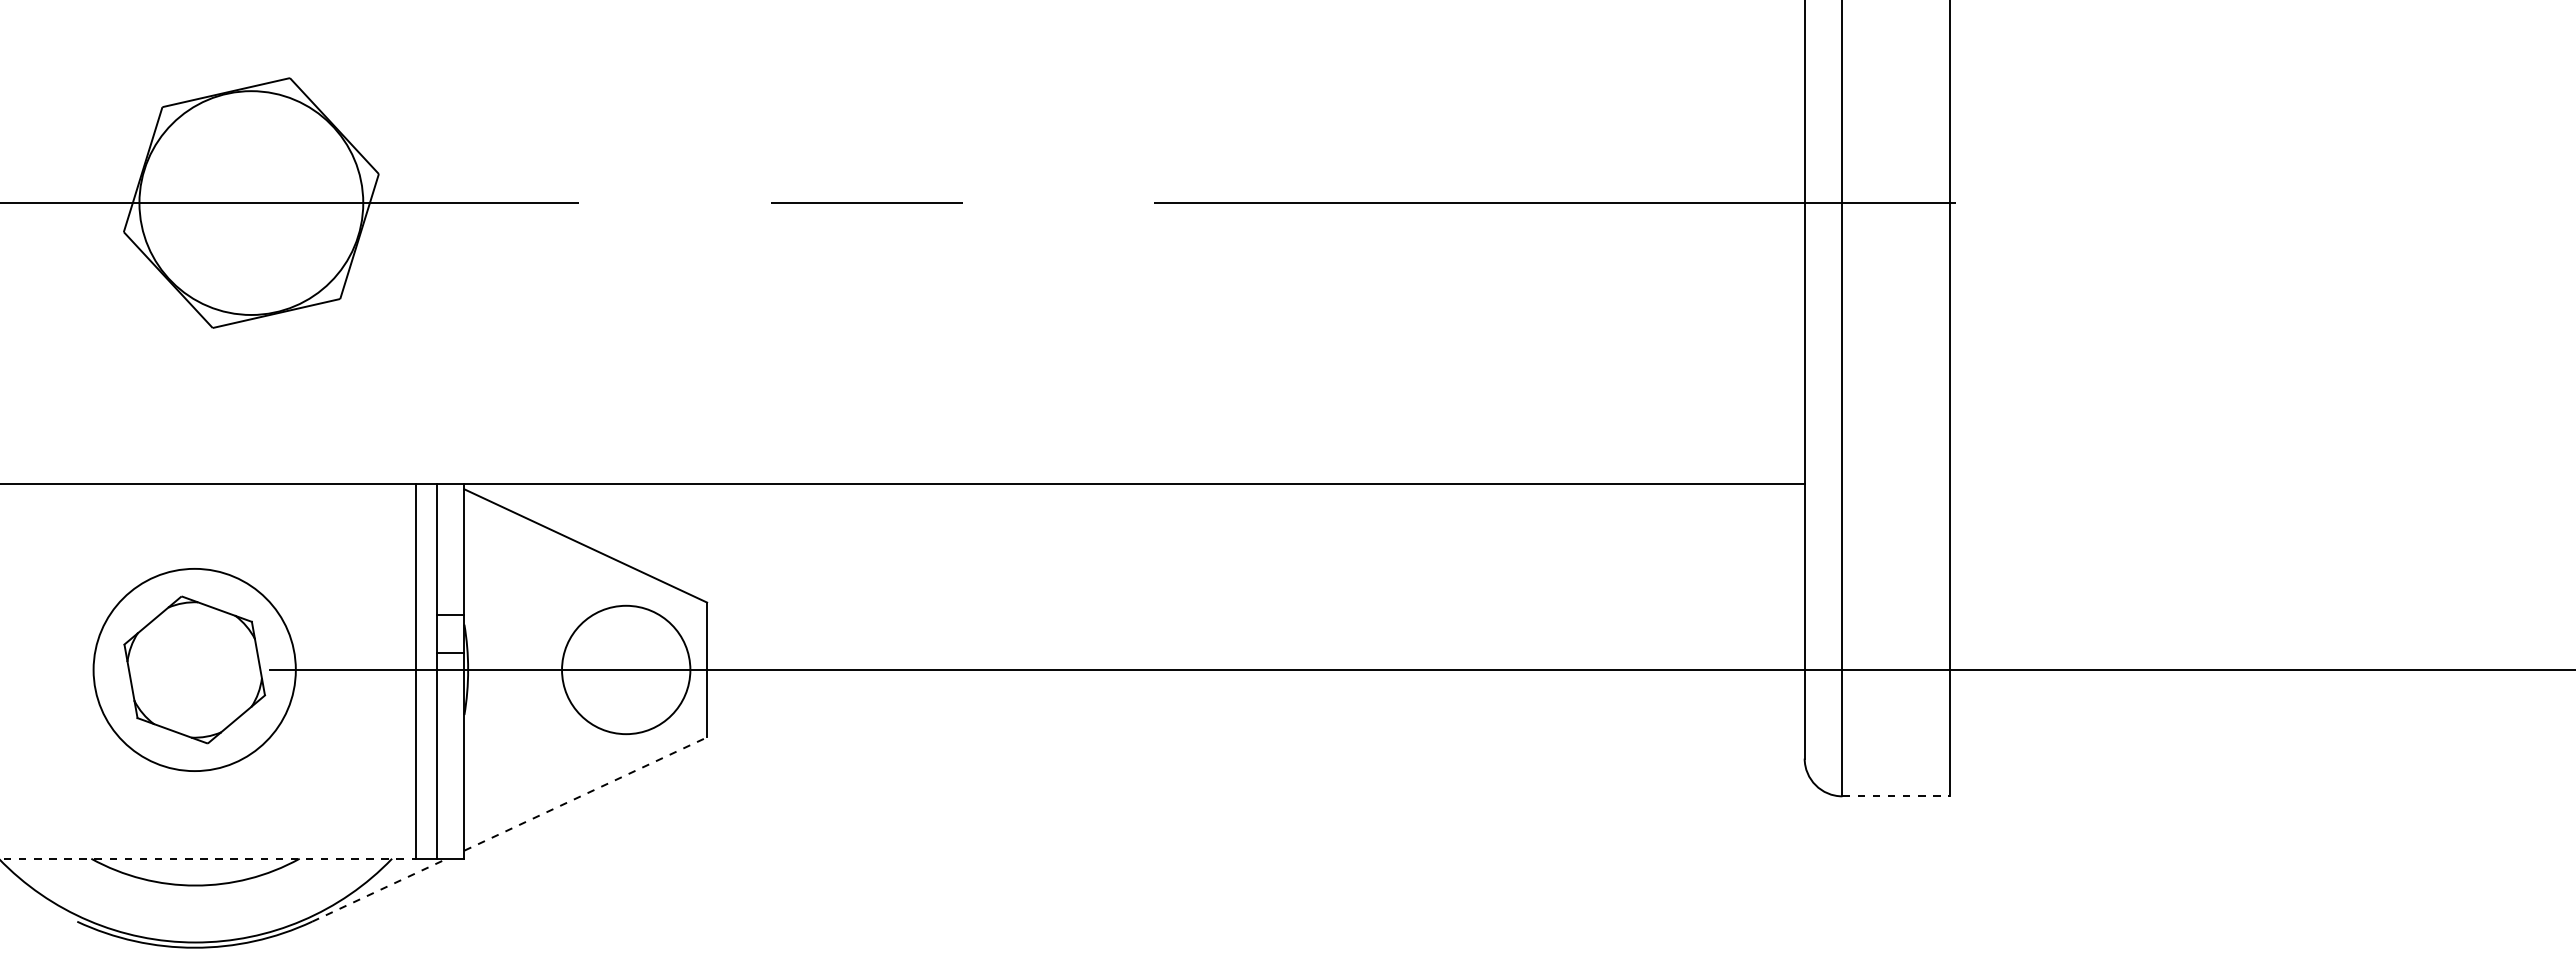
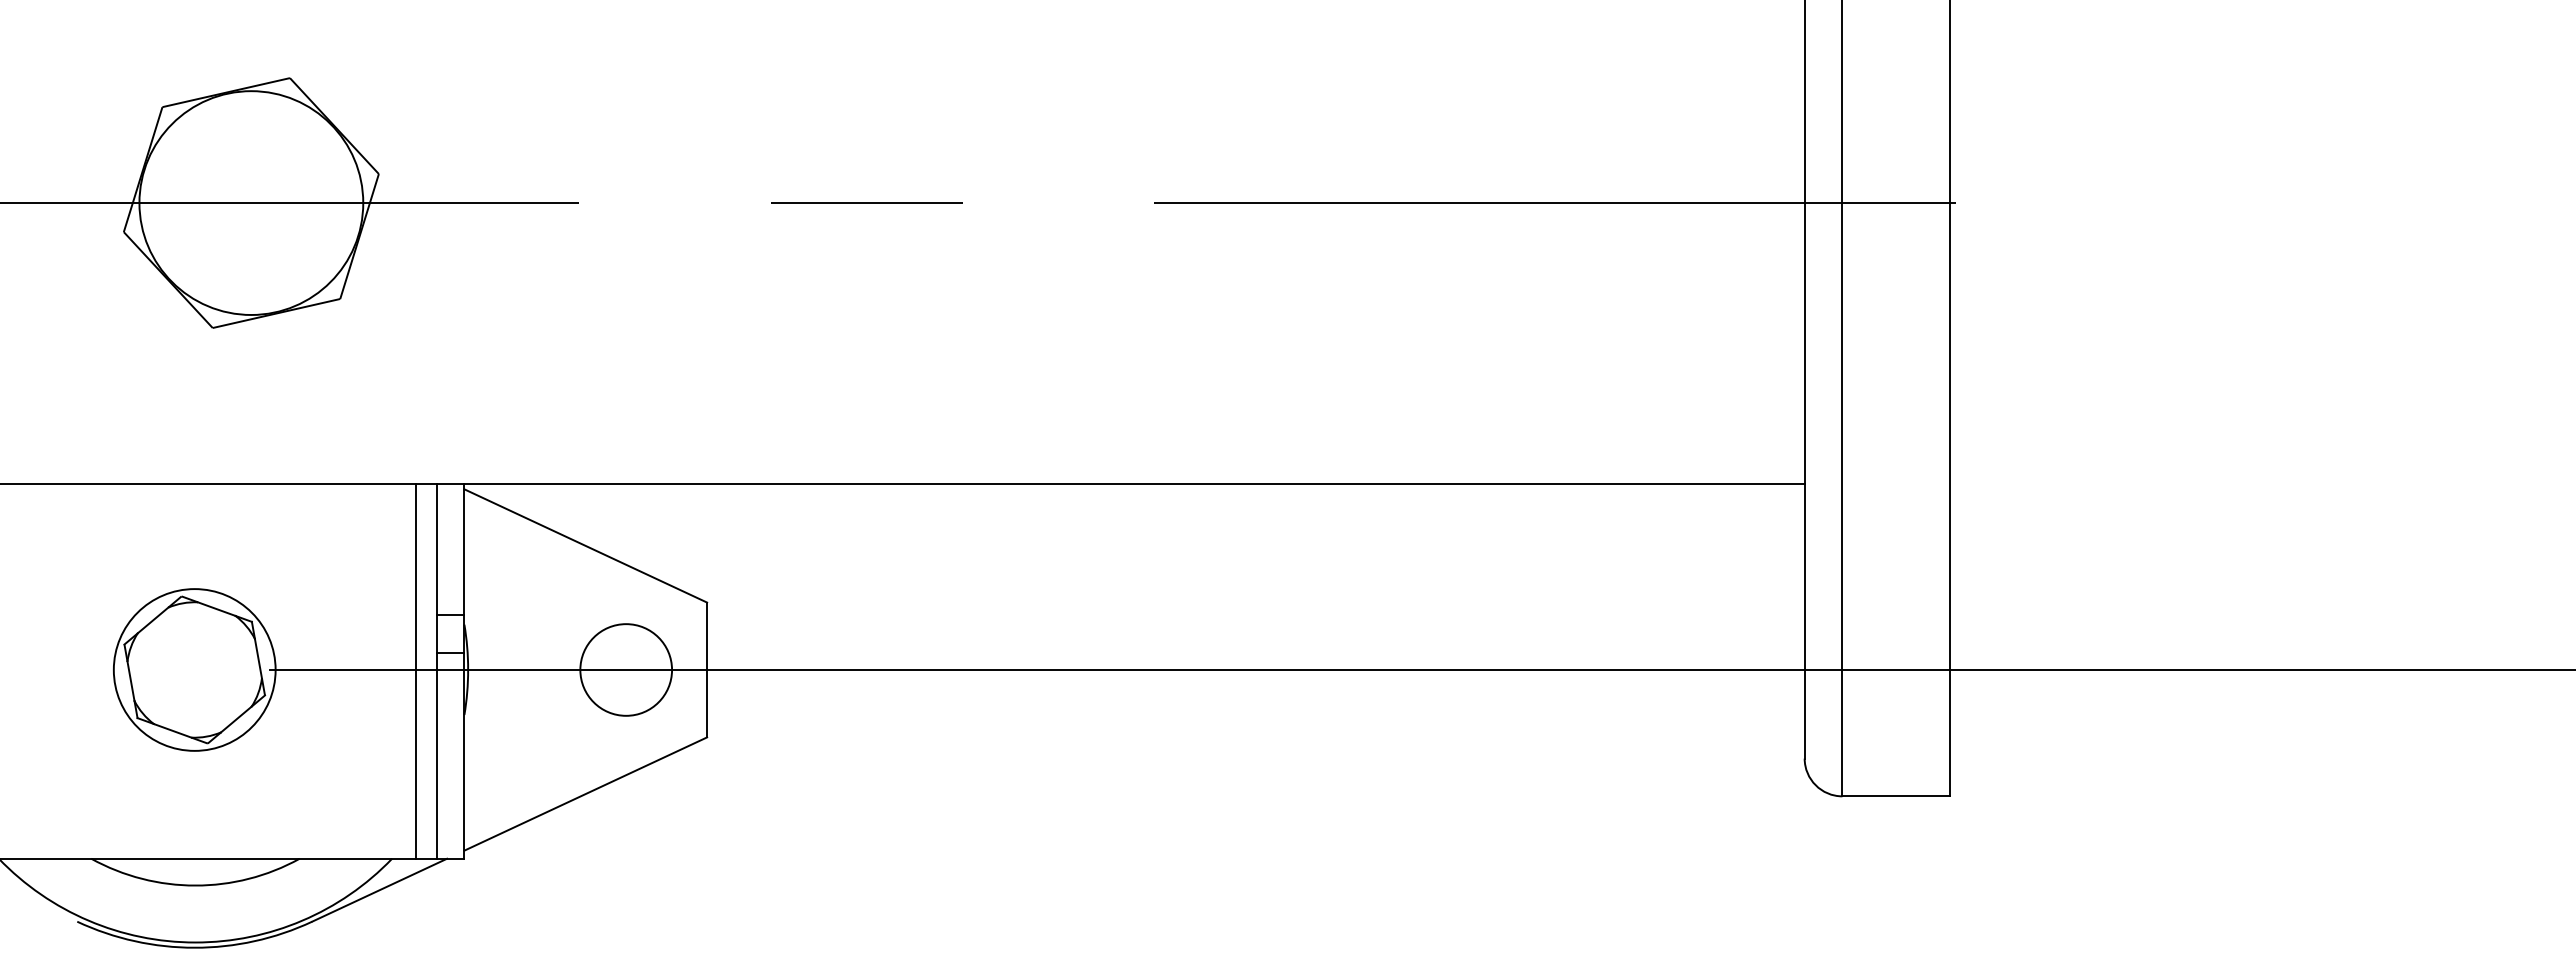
circle diameter: 202 px -> 162 px (194, 669)
circle diameter: 128 px -> 92 px (626, 669)
line: dashed -> solid (585, 794)
line: dashed -> solid (1896, 796)
line: dashed -> solid (208, 858)
line: dashed -> solid (380, 890)
